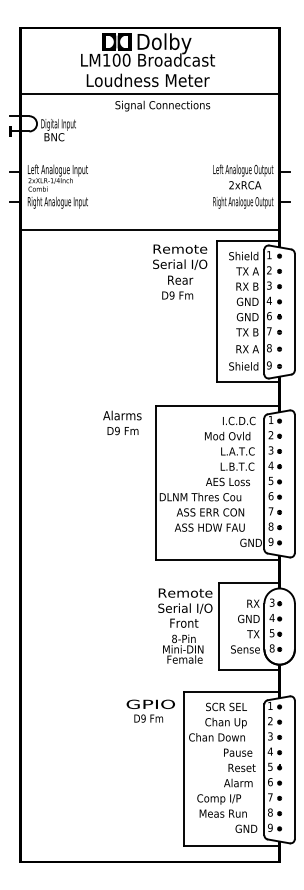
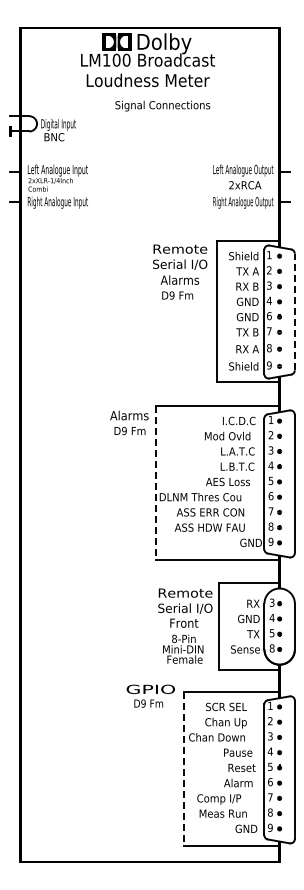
line: present -> none (149, 94)
line: present -> none (149, 230)
text: Rear -> Alarms (179, 279)
line: solid -> dashed (294, 311)
text position: (122, 422) -> (129, 422) (129, 422)
line: solid -> dashed (155, 483)
text position: (150, 710) -> (150, 695) (150, 695)
line: solid -> dashed (183, 769)
